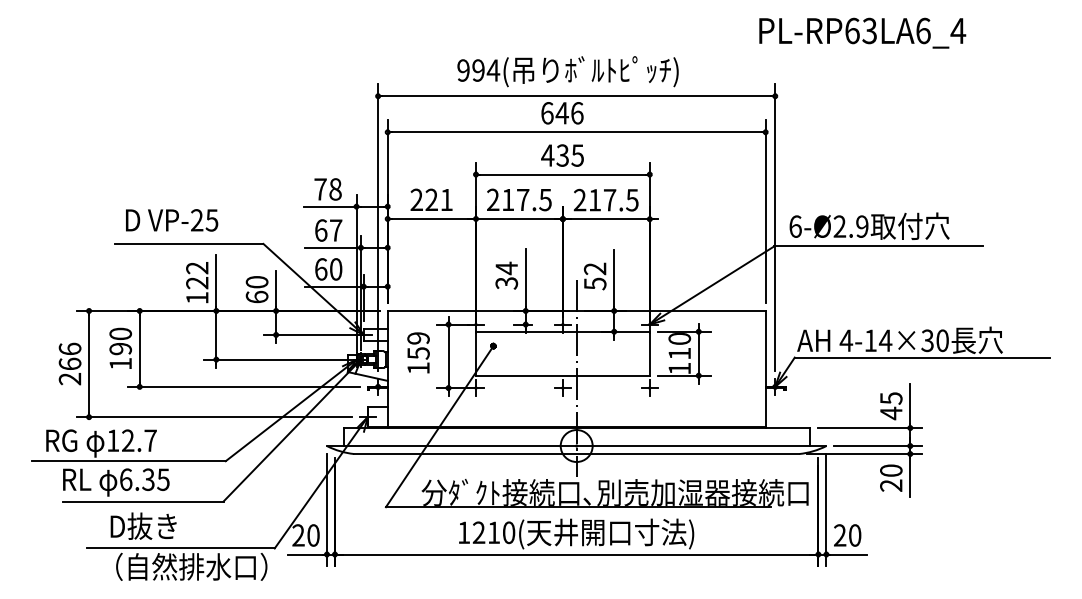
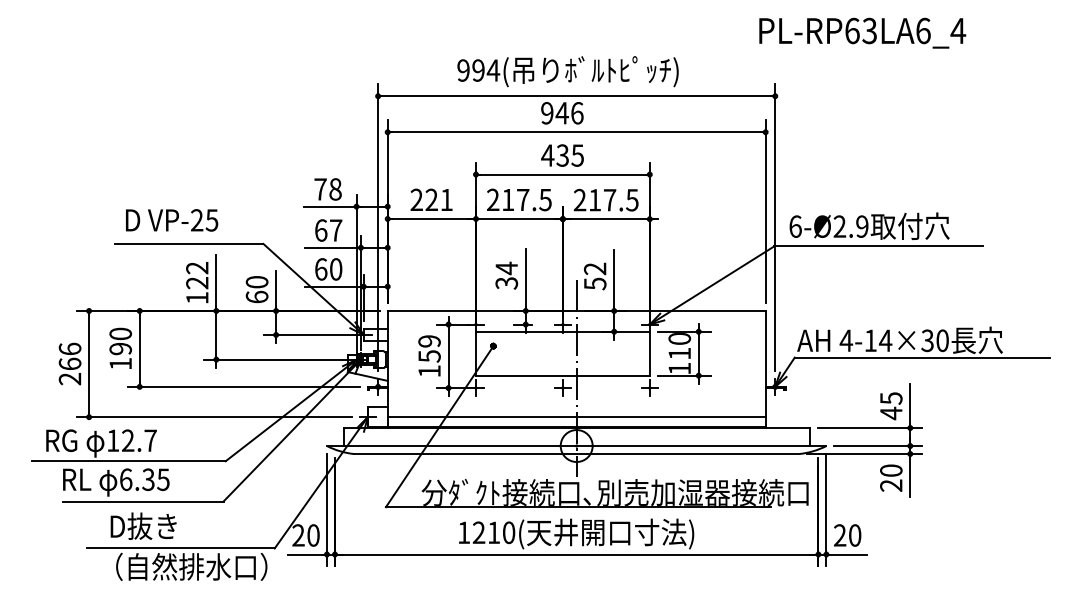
text: 646 -> 946 (547, 113)
text position: (418, 352) -> (429, 355) (429, 355)
line: none -> present (576, 417)
